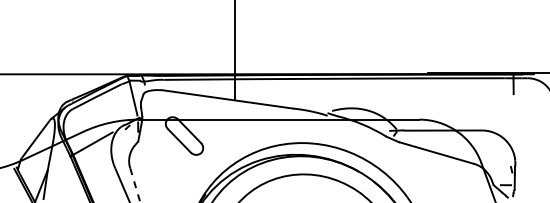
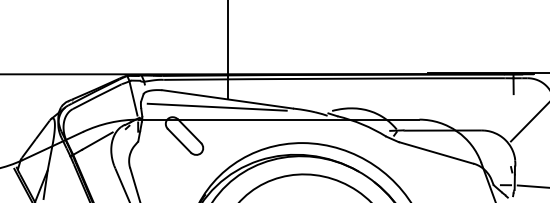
line position: (234, 50) -> (227, 50) (227, 50)
line: none -> present (216, 106)
line: none -> present (528, 123)
line: dashed -> solid (135, 185)
line: none -> present (531, 186)
